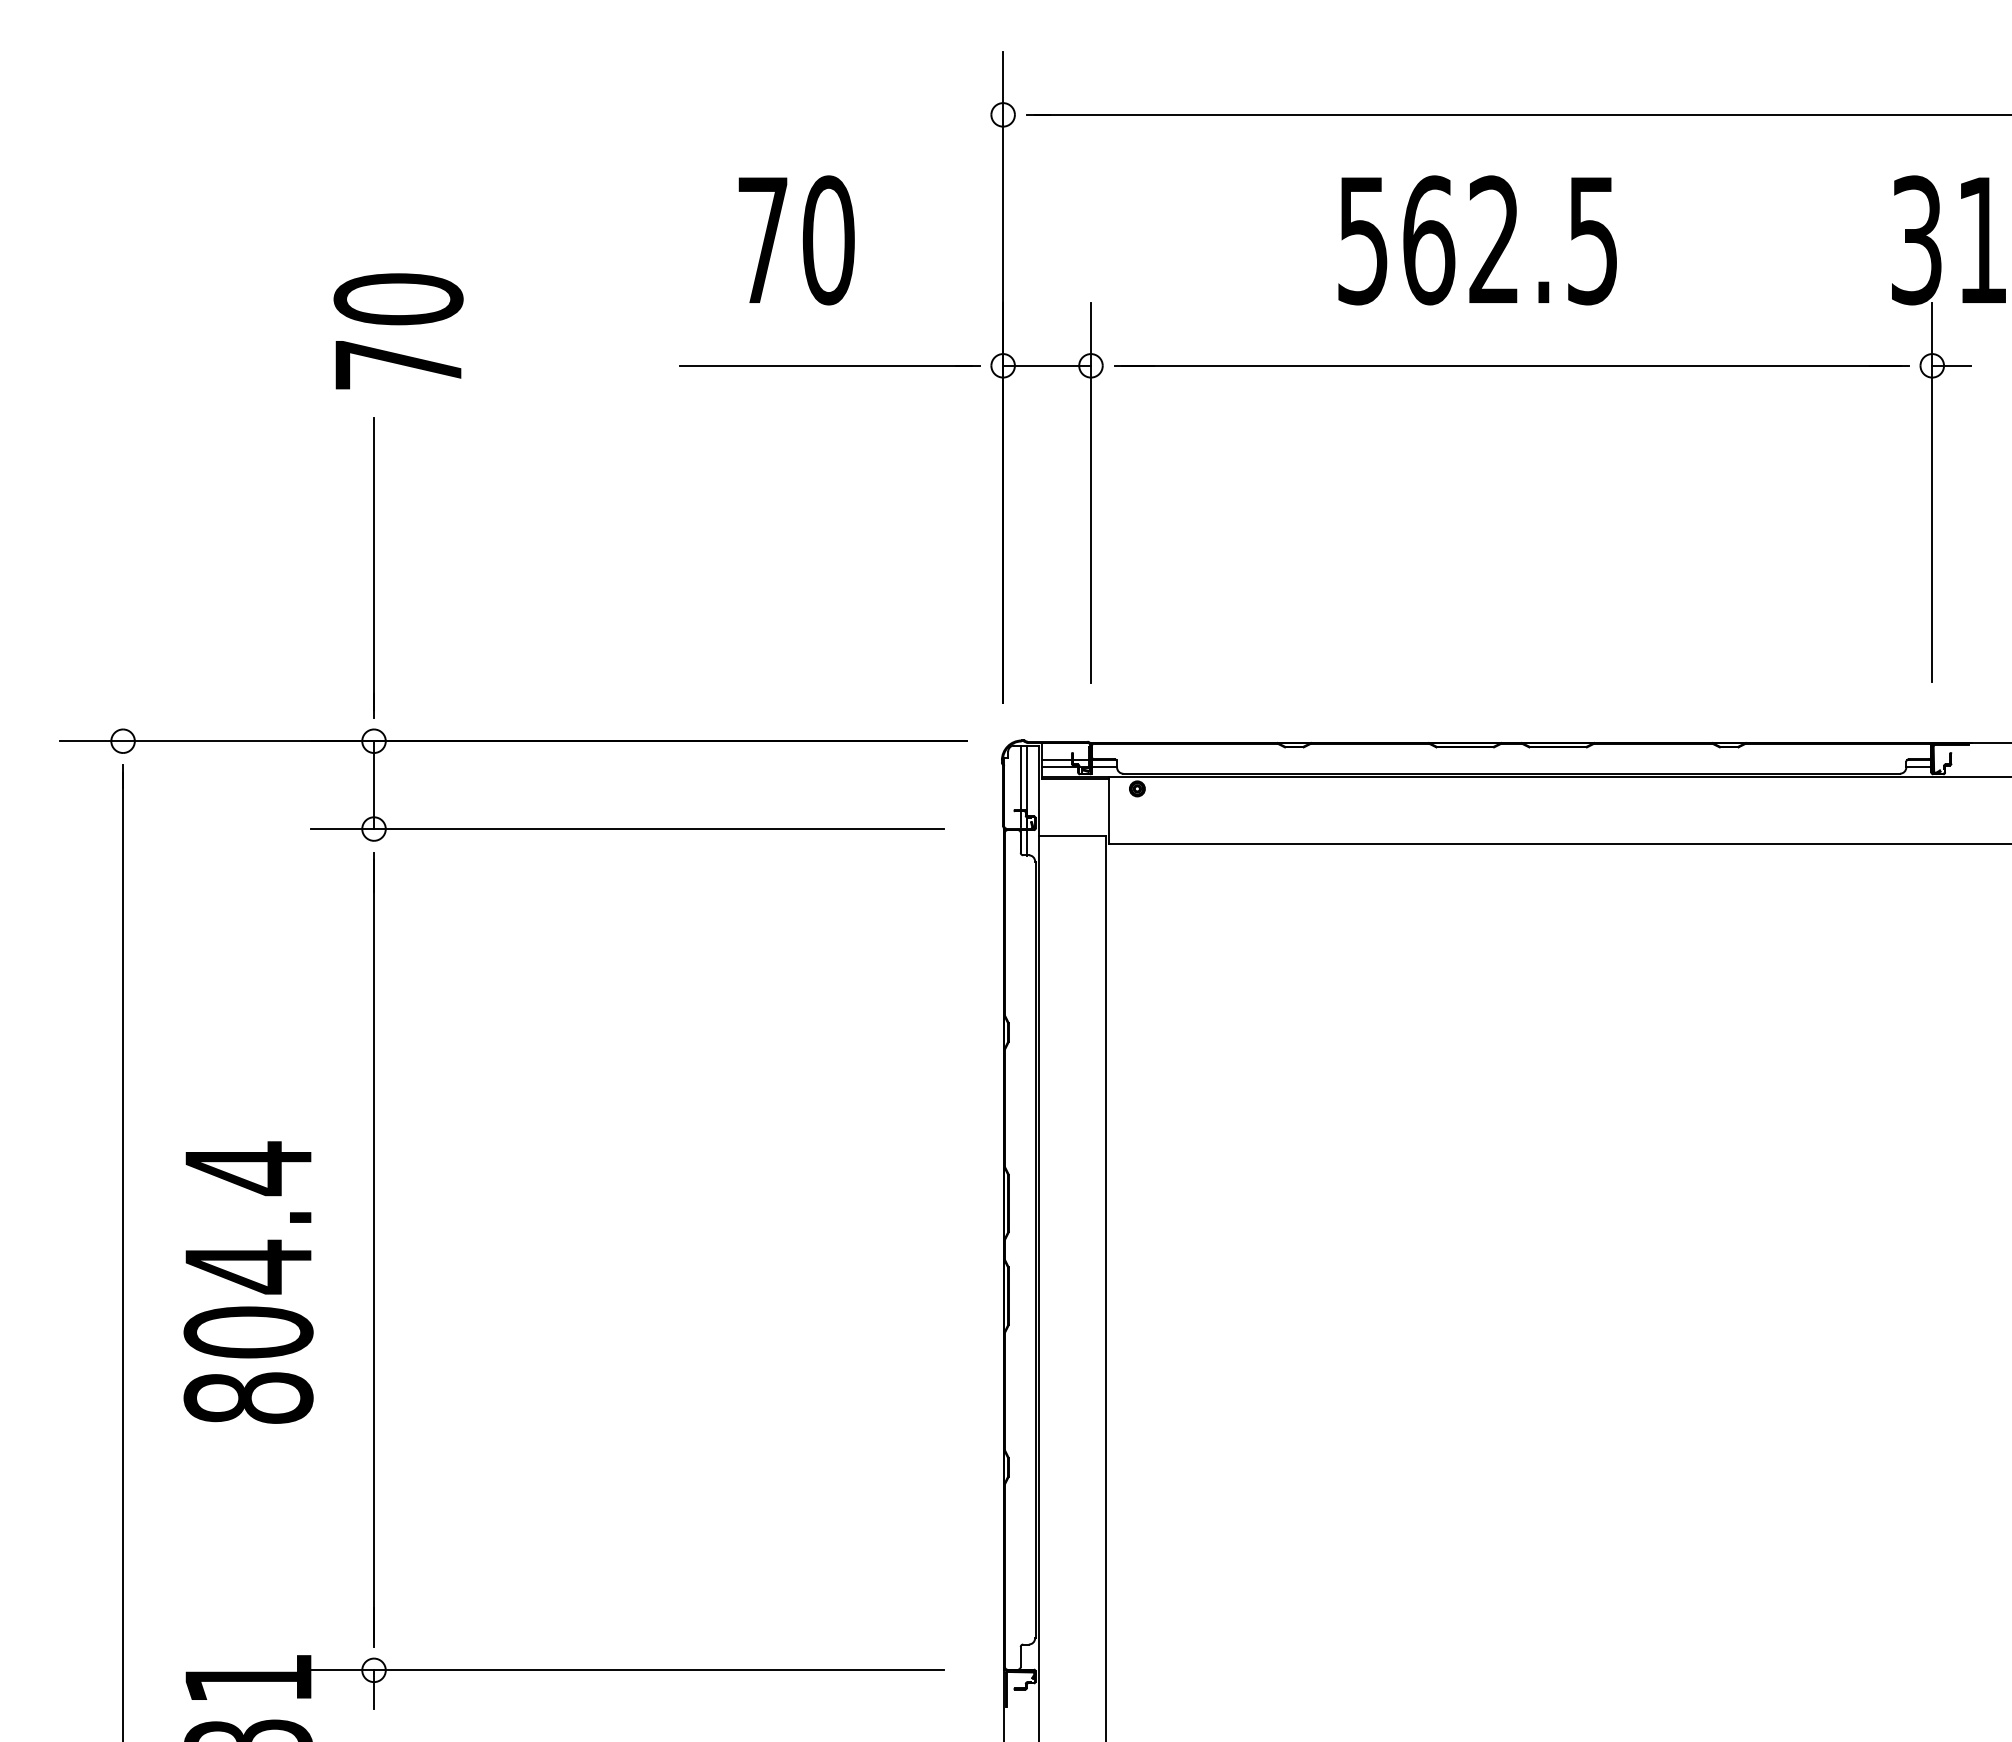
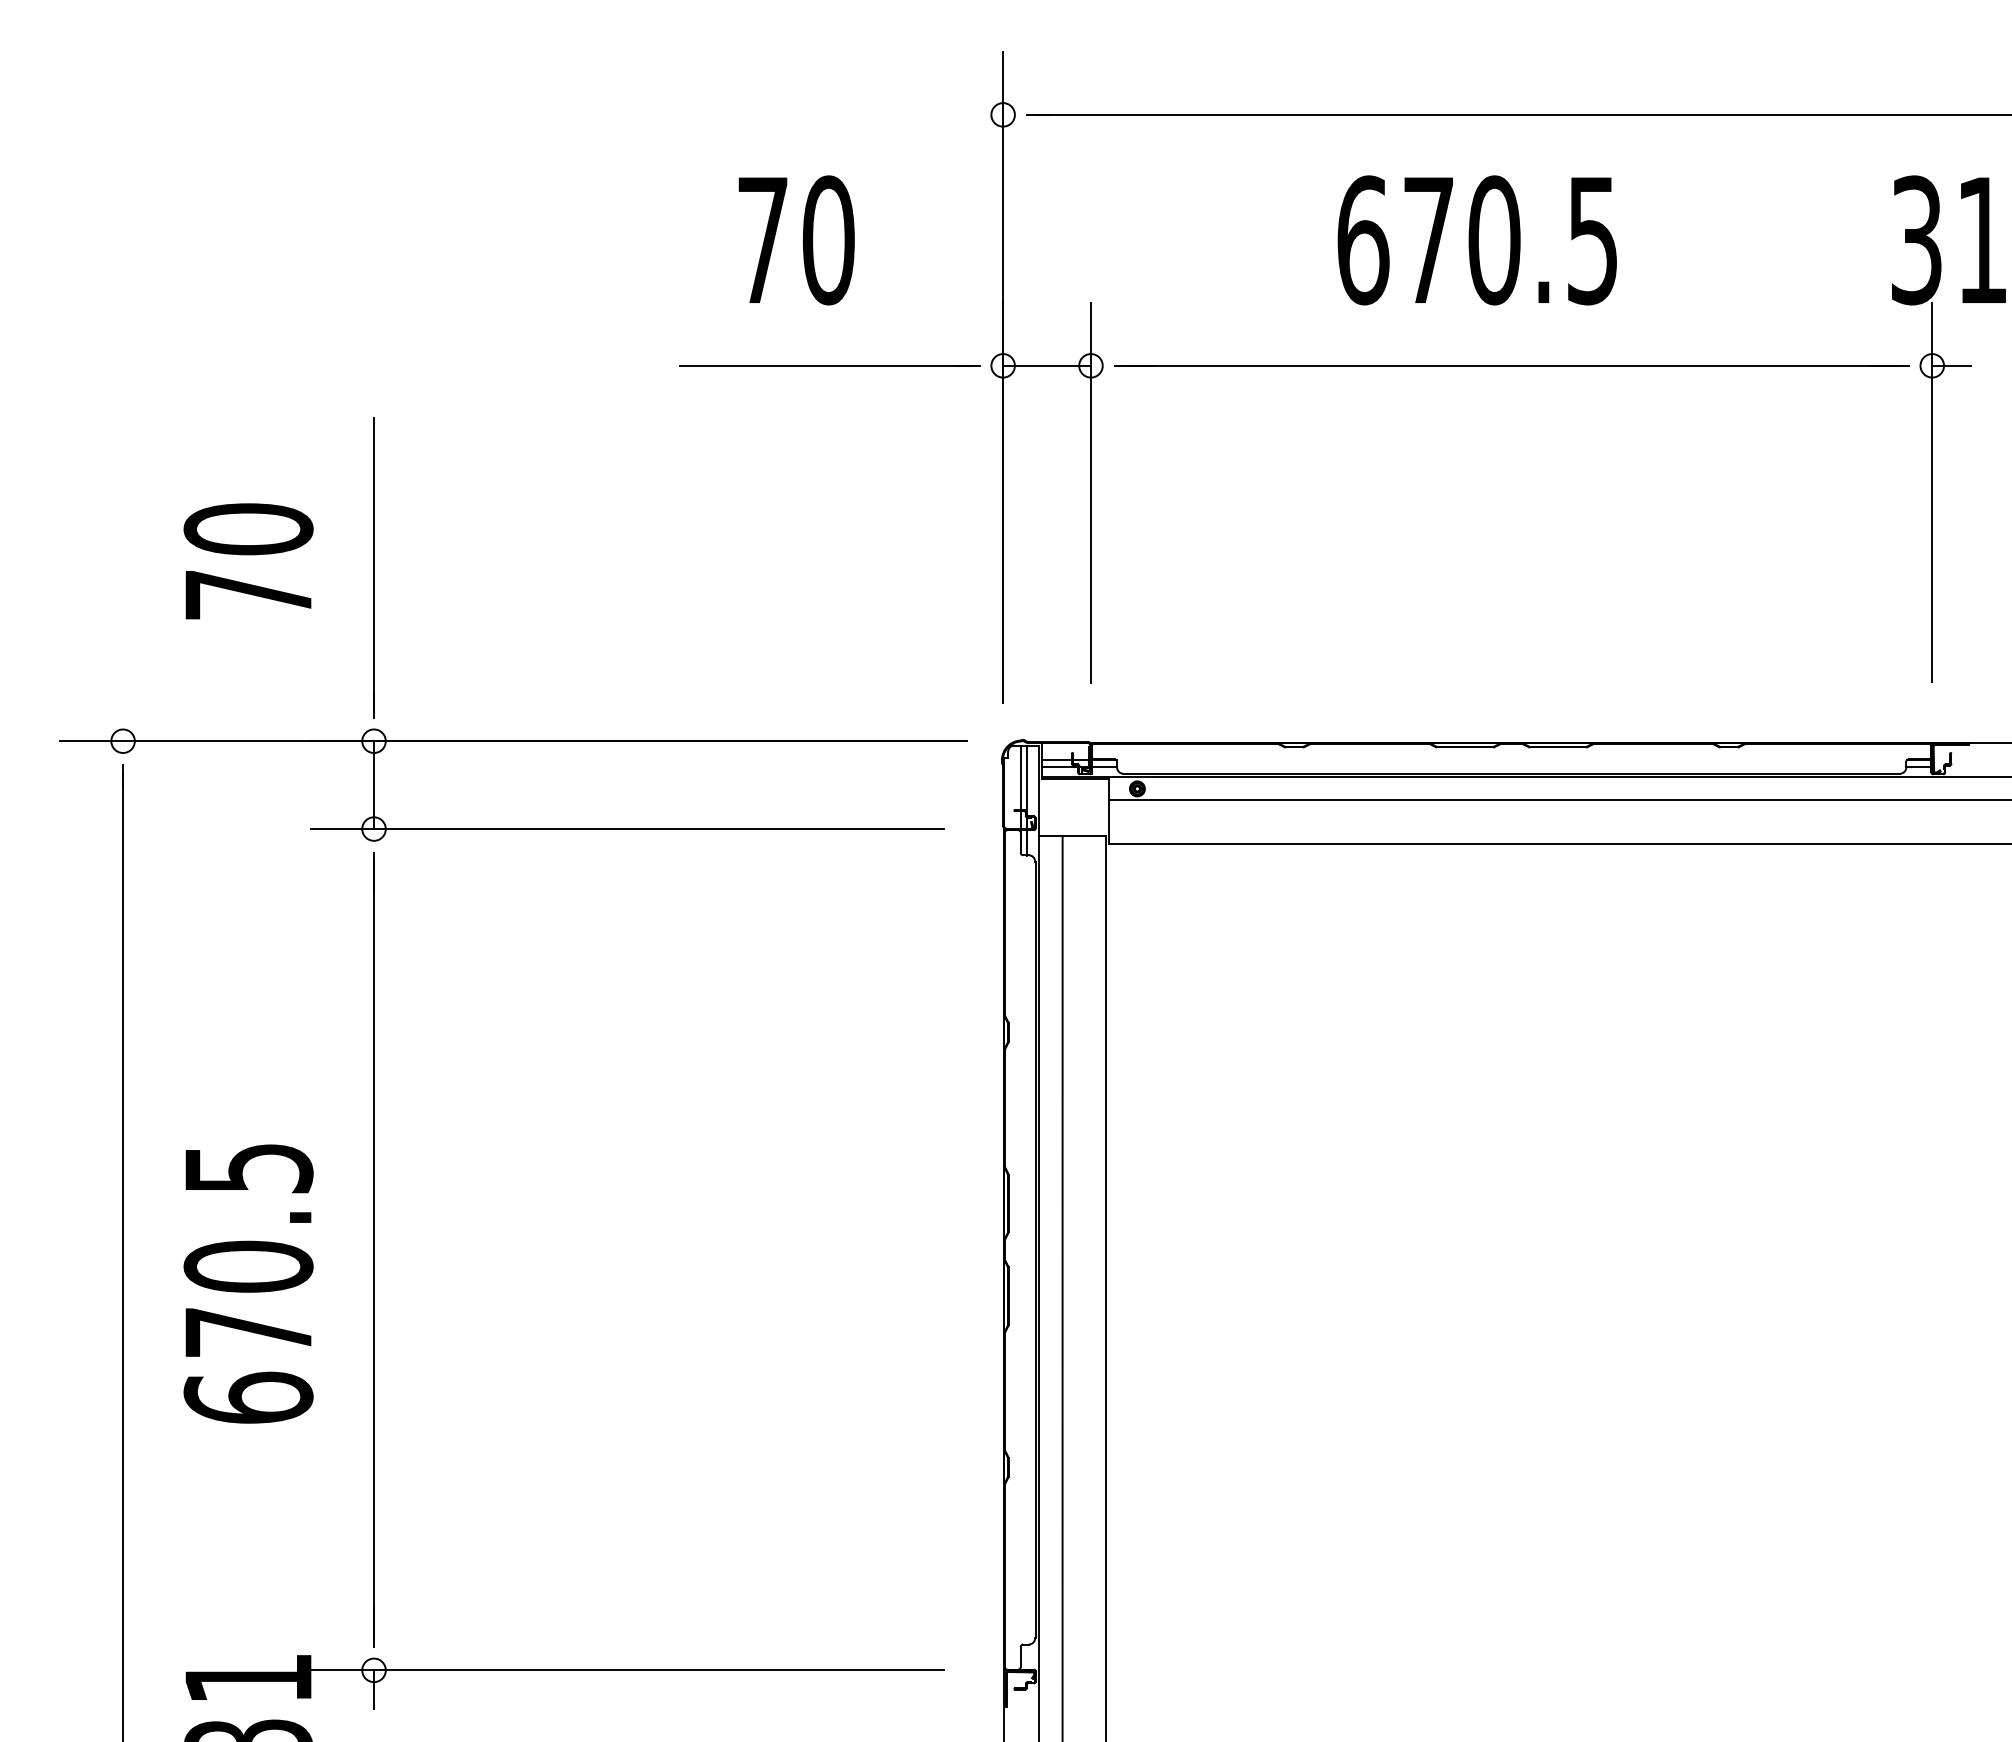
text: 562.5 -> 670.5 (1428, 240)
text position: (398, 331) -> (248, 561) (248, 561)
line: none -> present (1558, 800)
text: 804.4 -> 670.5 (248, 1282)
line: none -> present (1062, 1286)
